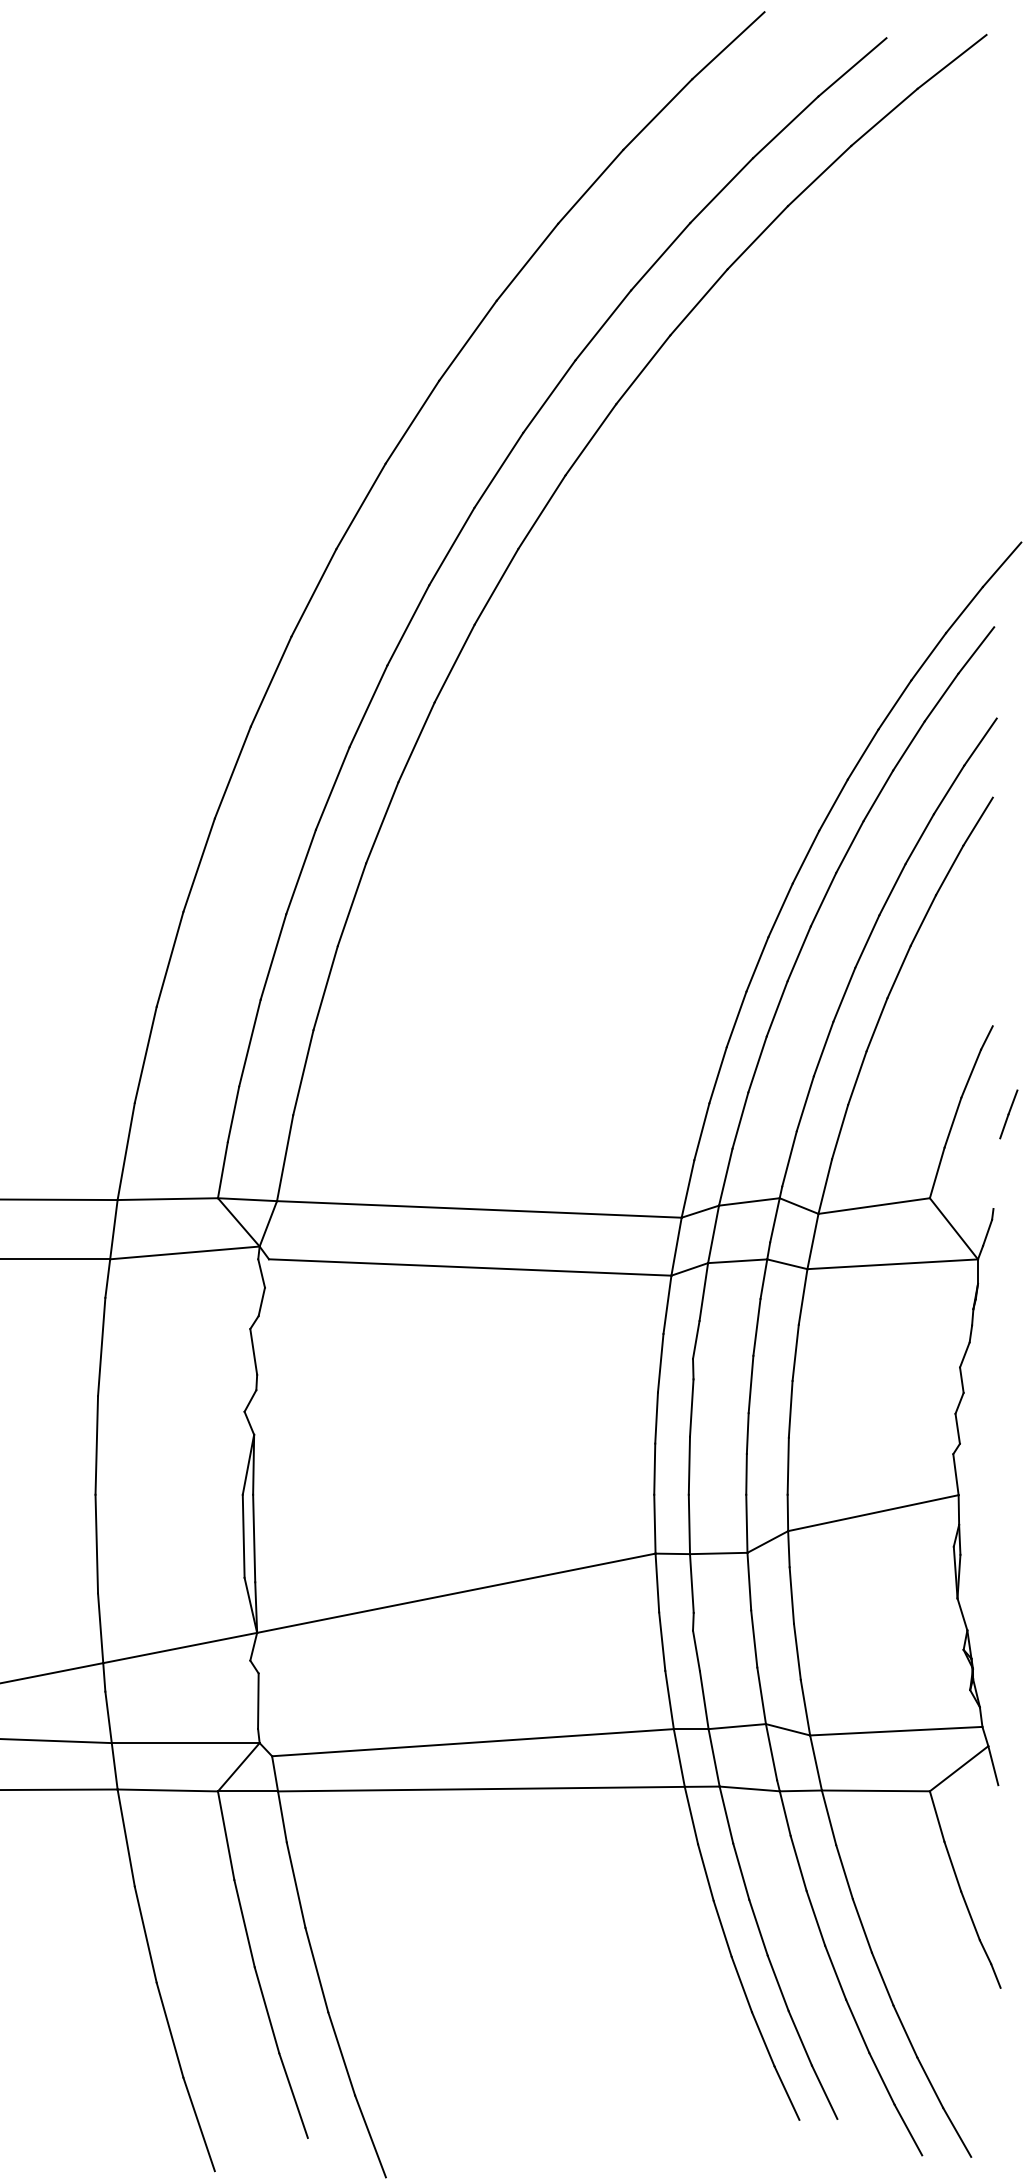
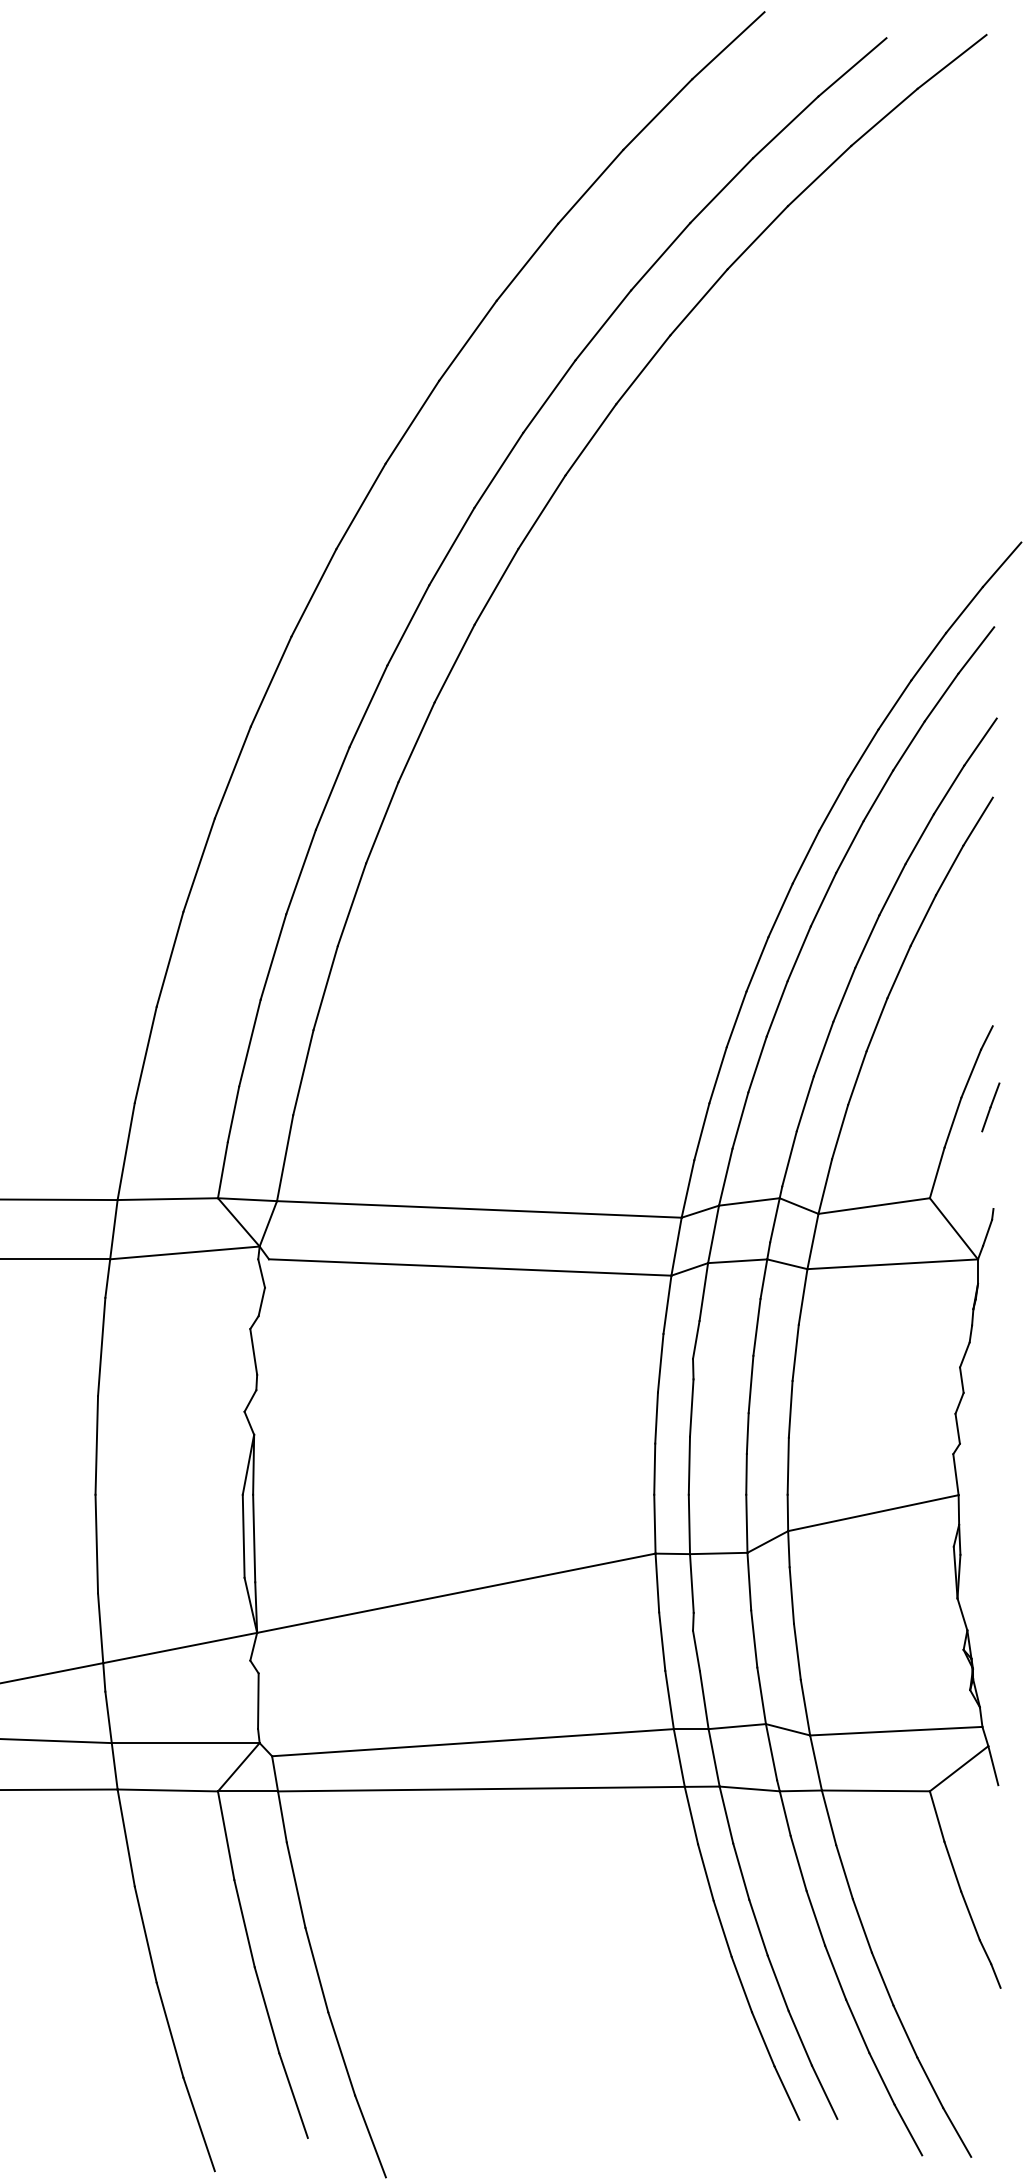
line position: (1008, 1114) -> (990, 1107) (990, 1107)
